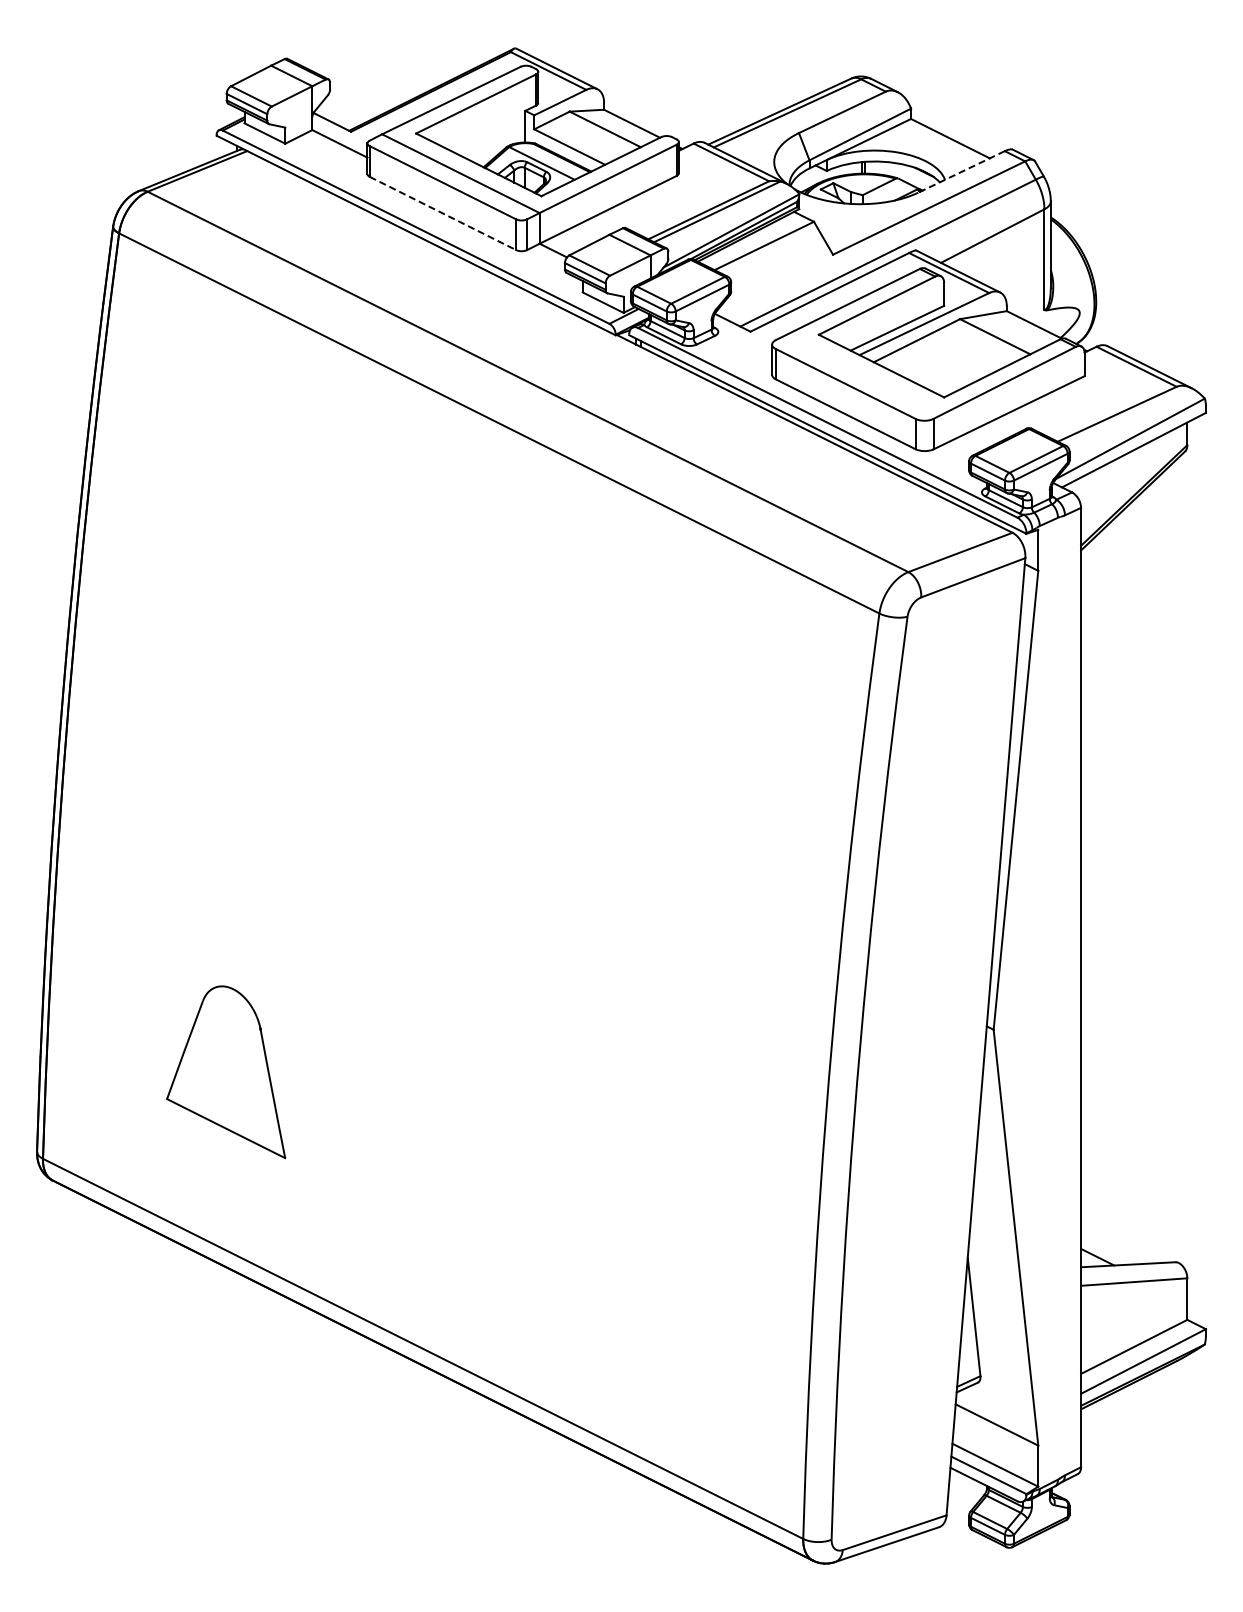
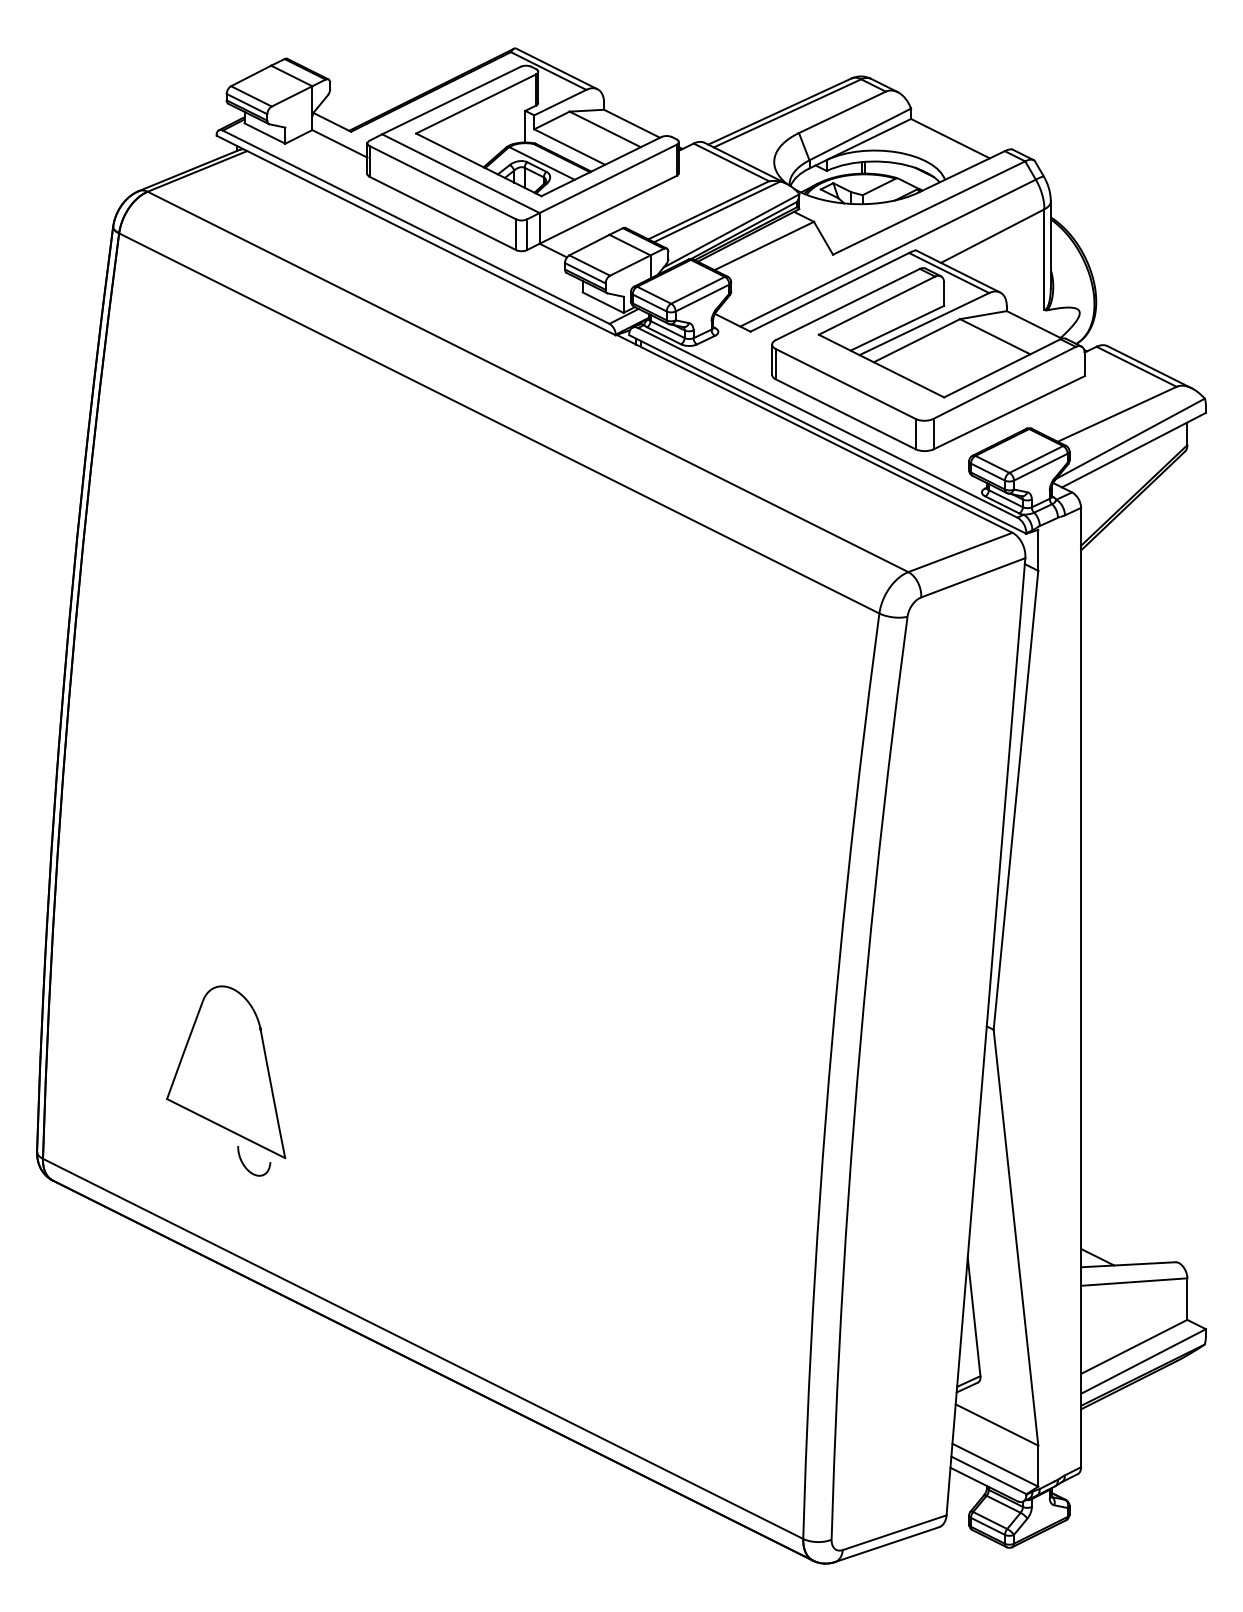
line: dashed -> solid (961, 172)
line: dashed -> solid (443, 213)
part: none -> present (245, 1165)
